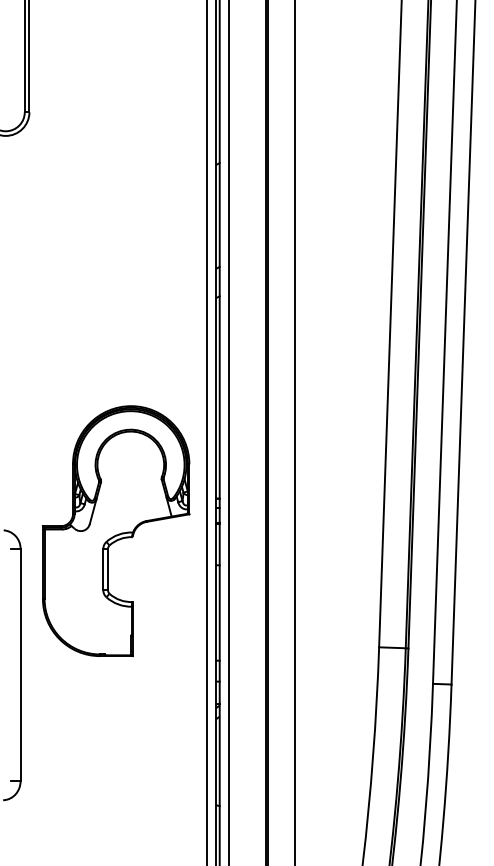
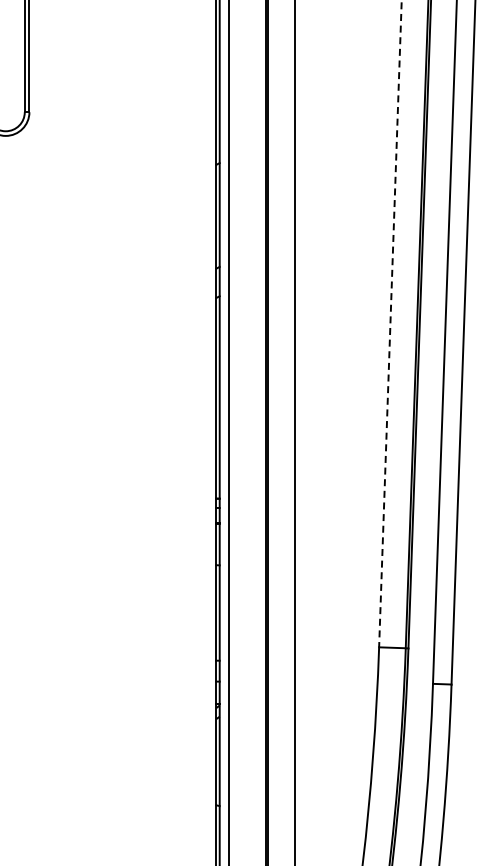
line: solid -> dashed (390, 324)
line: present -> none (207, 432)
part: present -> none (116, 531)
part: present -> none (20, 665)
